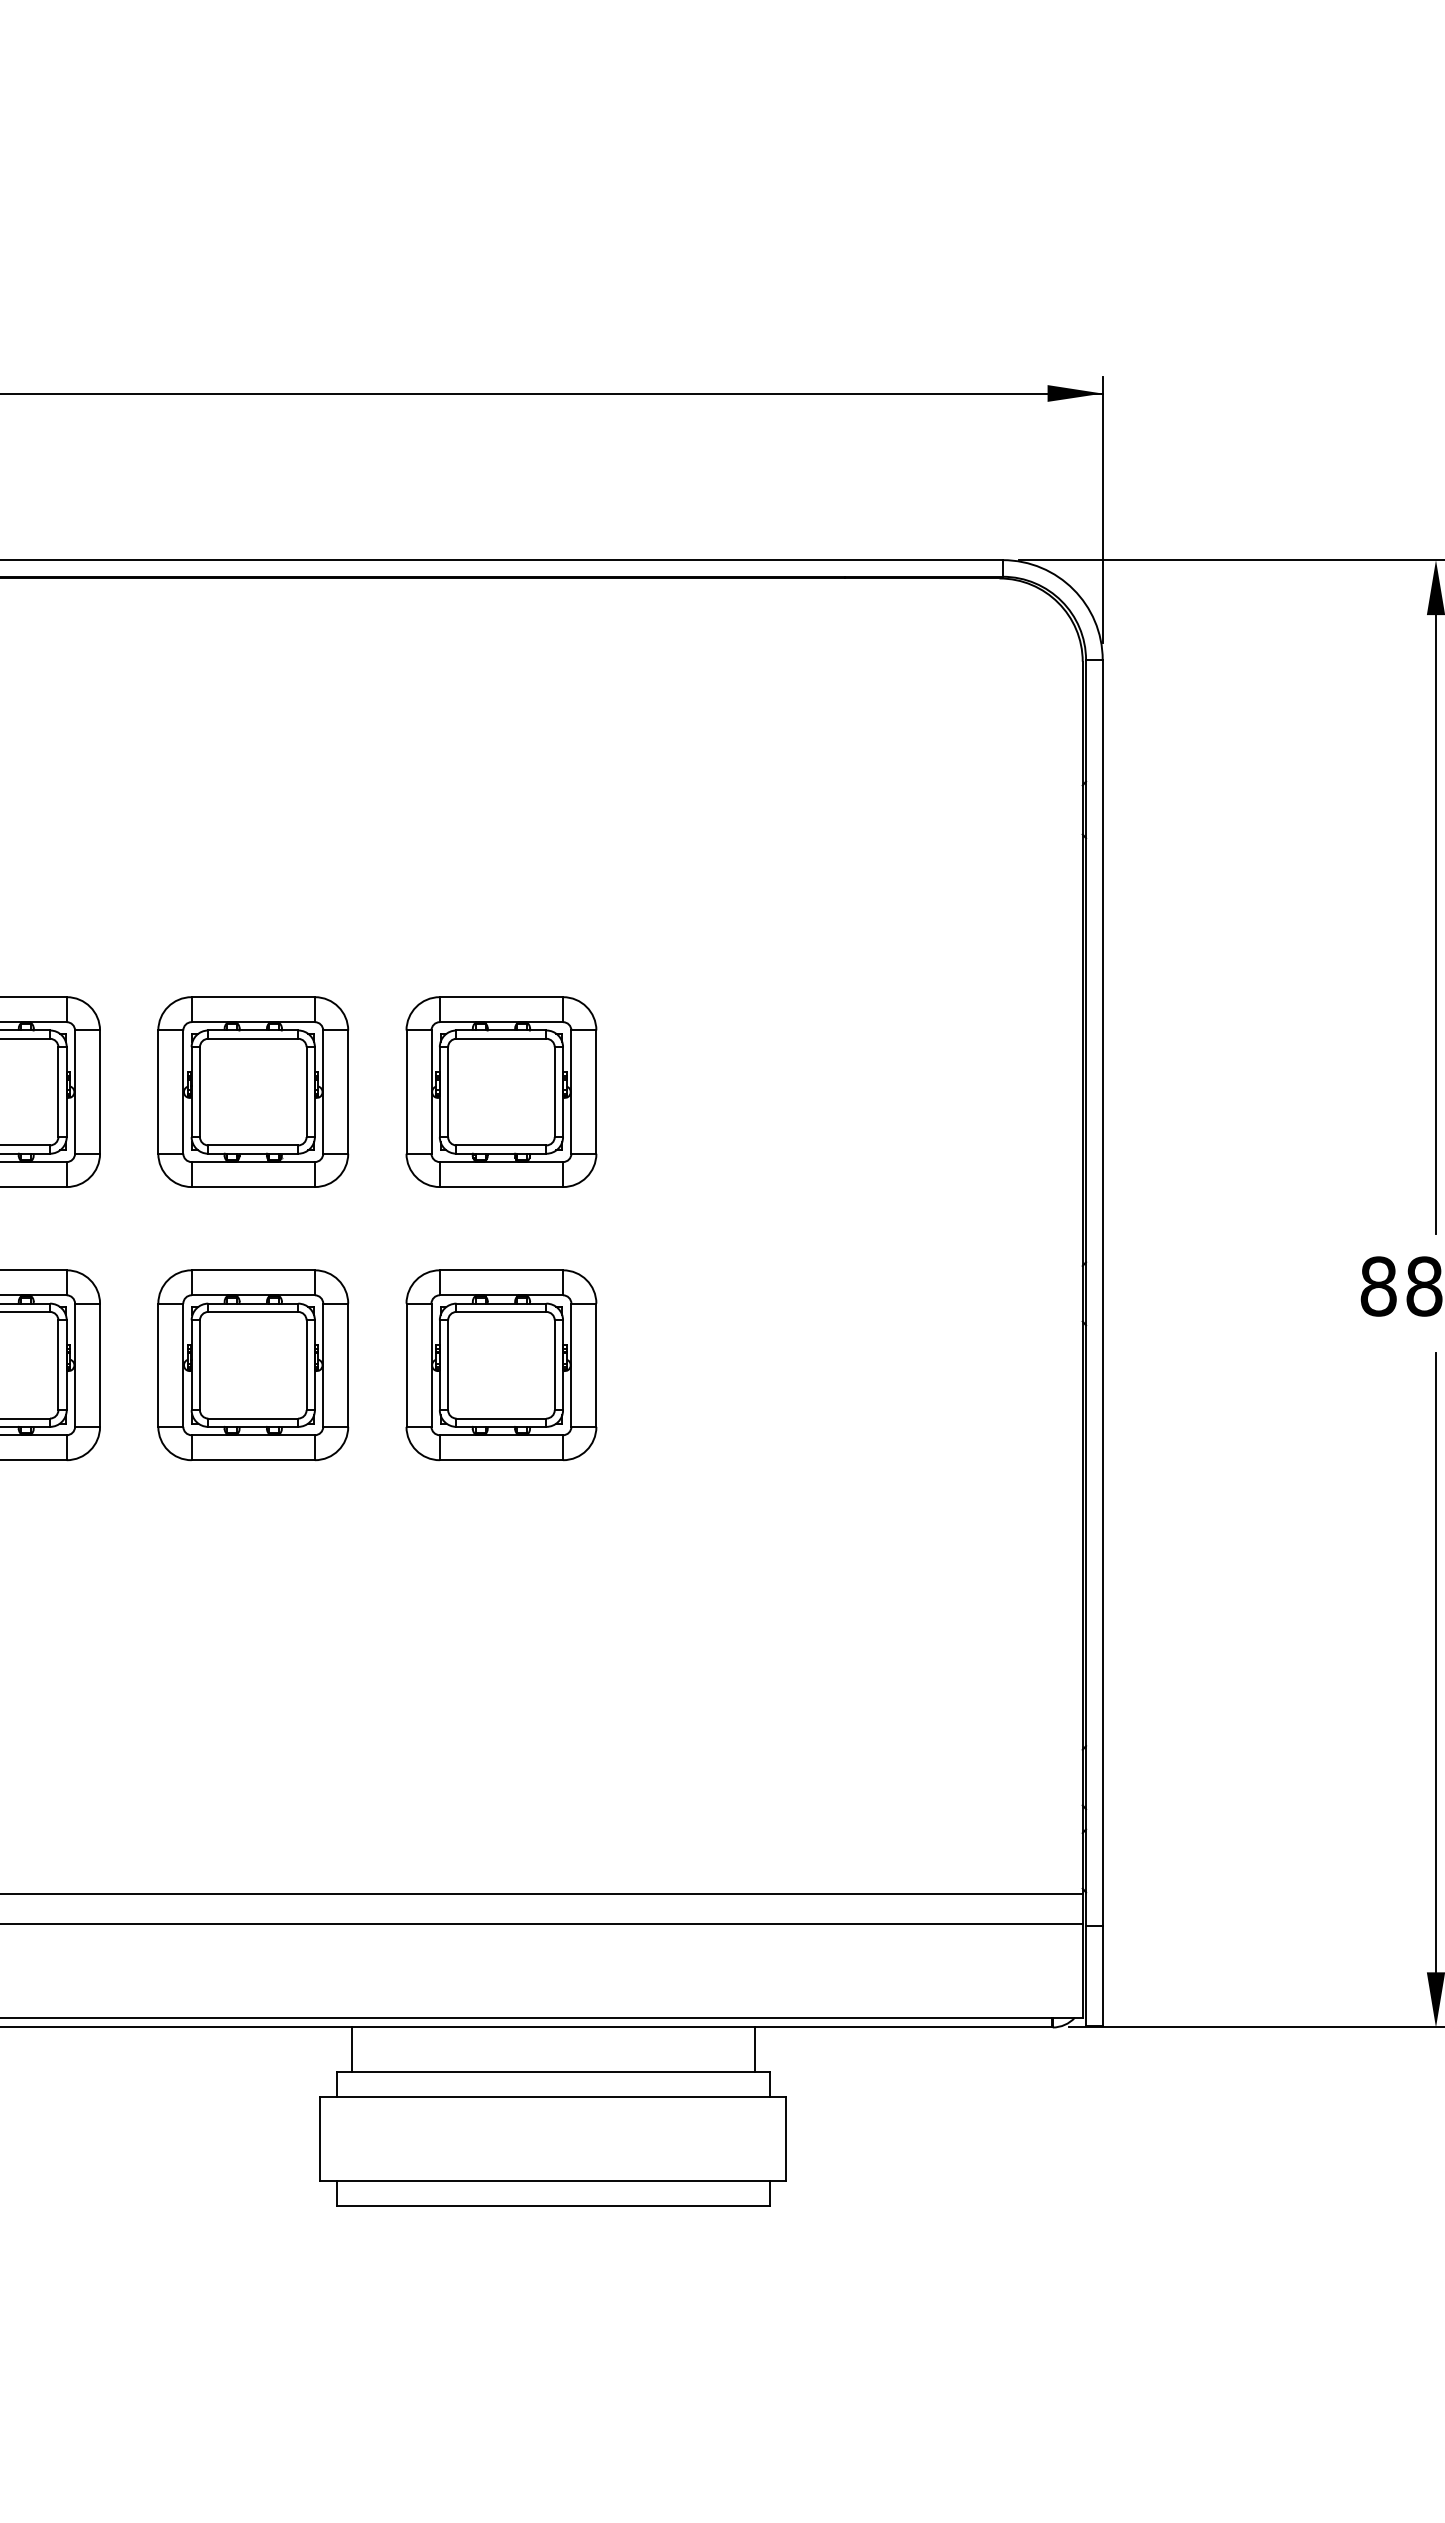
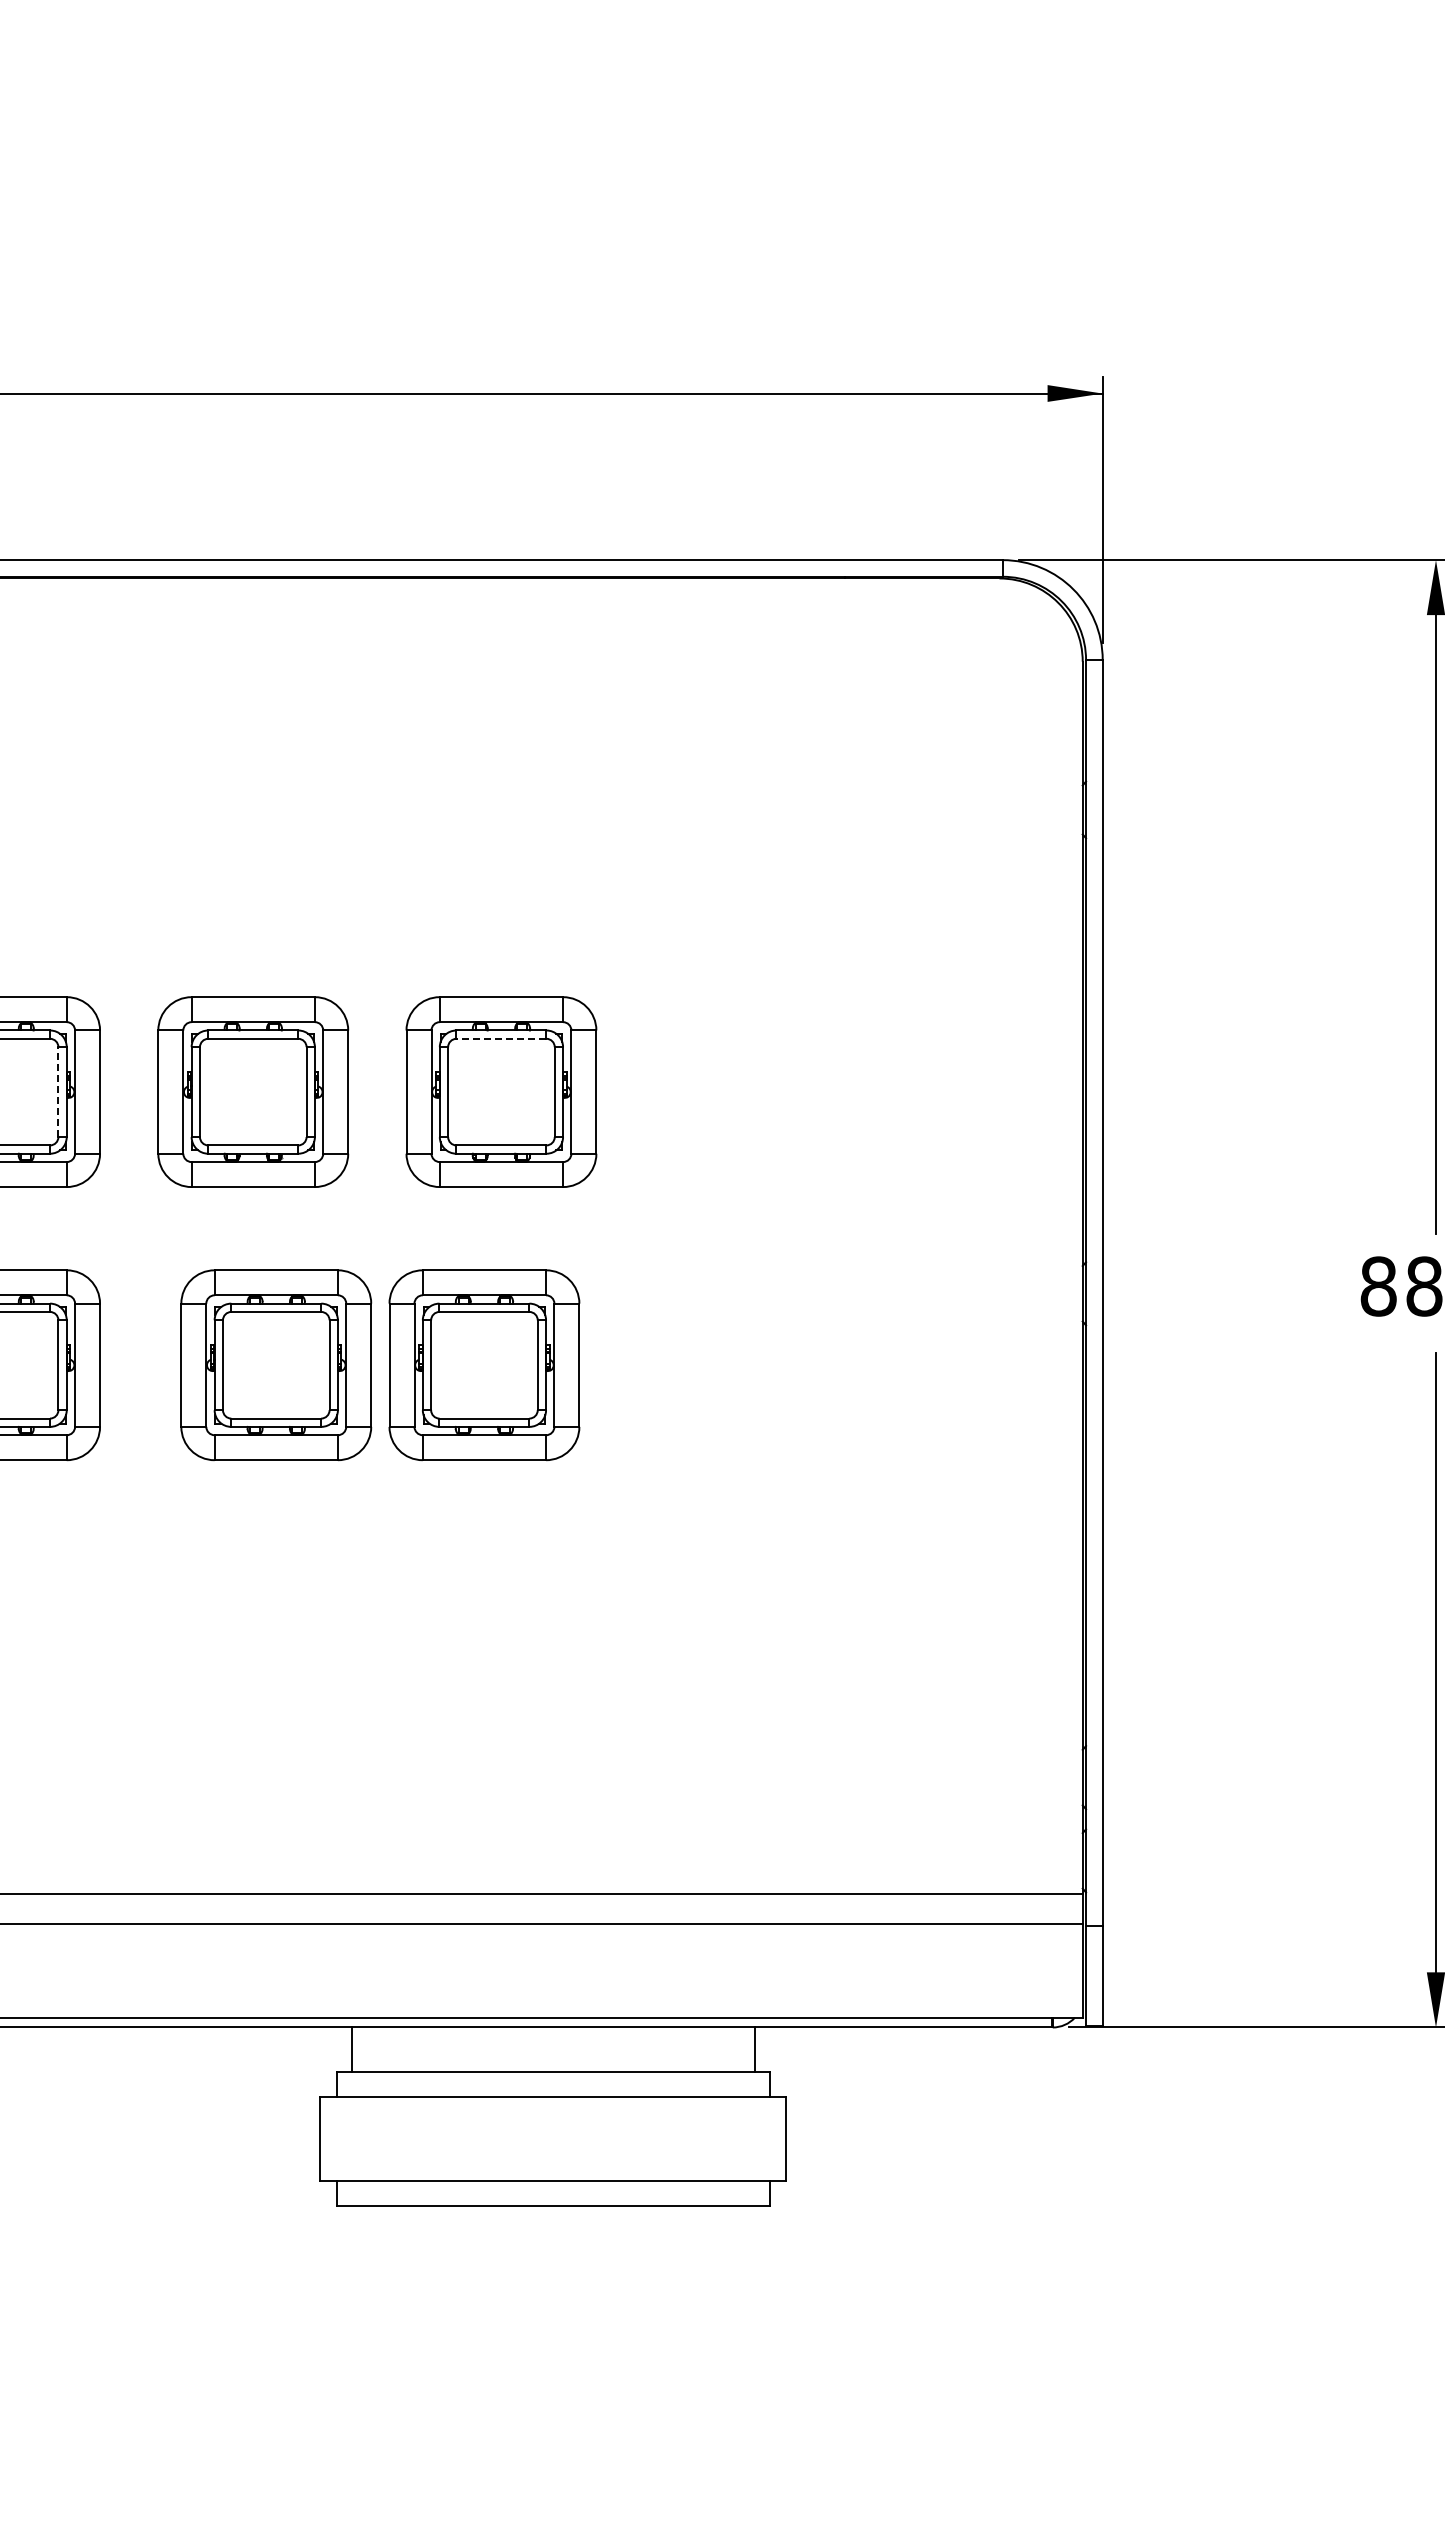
line: solid -> dashed (501, 1038)
line: solid -> dashed (58, 1092)
part position: (253, 1365) -> (276, 1365) (276, 1365)
part position: (501, 1365) -> (484, 1365) (484, 1365)
